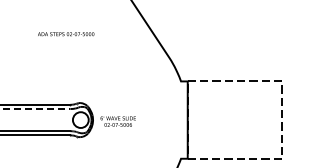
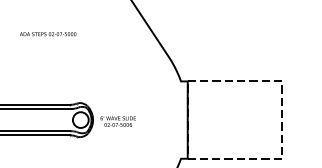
text position: (66, 34) -> (48, 34) (48, 34)
line: dashed -> solid (35, 109)
